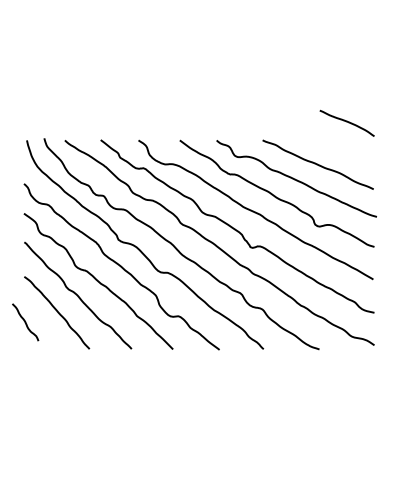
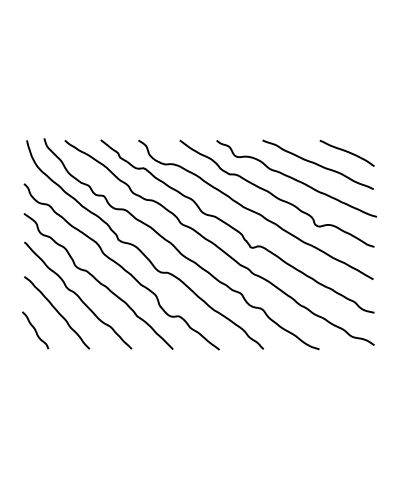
curve position: (346, 122) -> (346, 152) (346, 152)
curve position: (25, 322) -> (35, 330) (35, 330)
